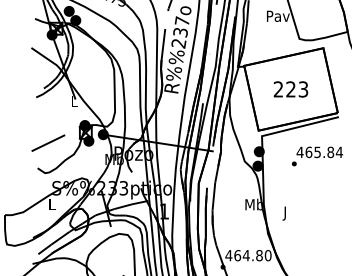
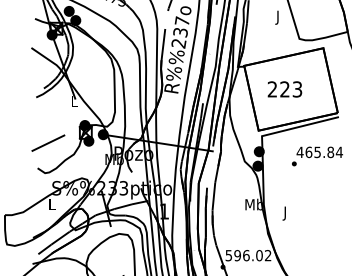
text: Pav -> J (278, 17)
text position: (290, 89) -> (284, 89) (284, 89)
text: 464.80 -> 596.02 (248, 255)
